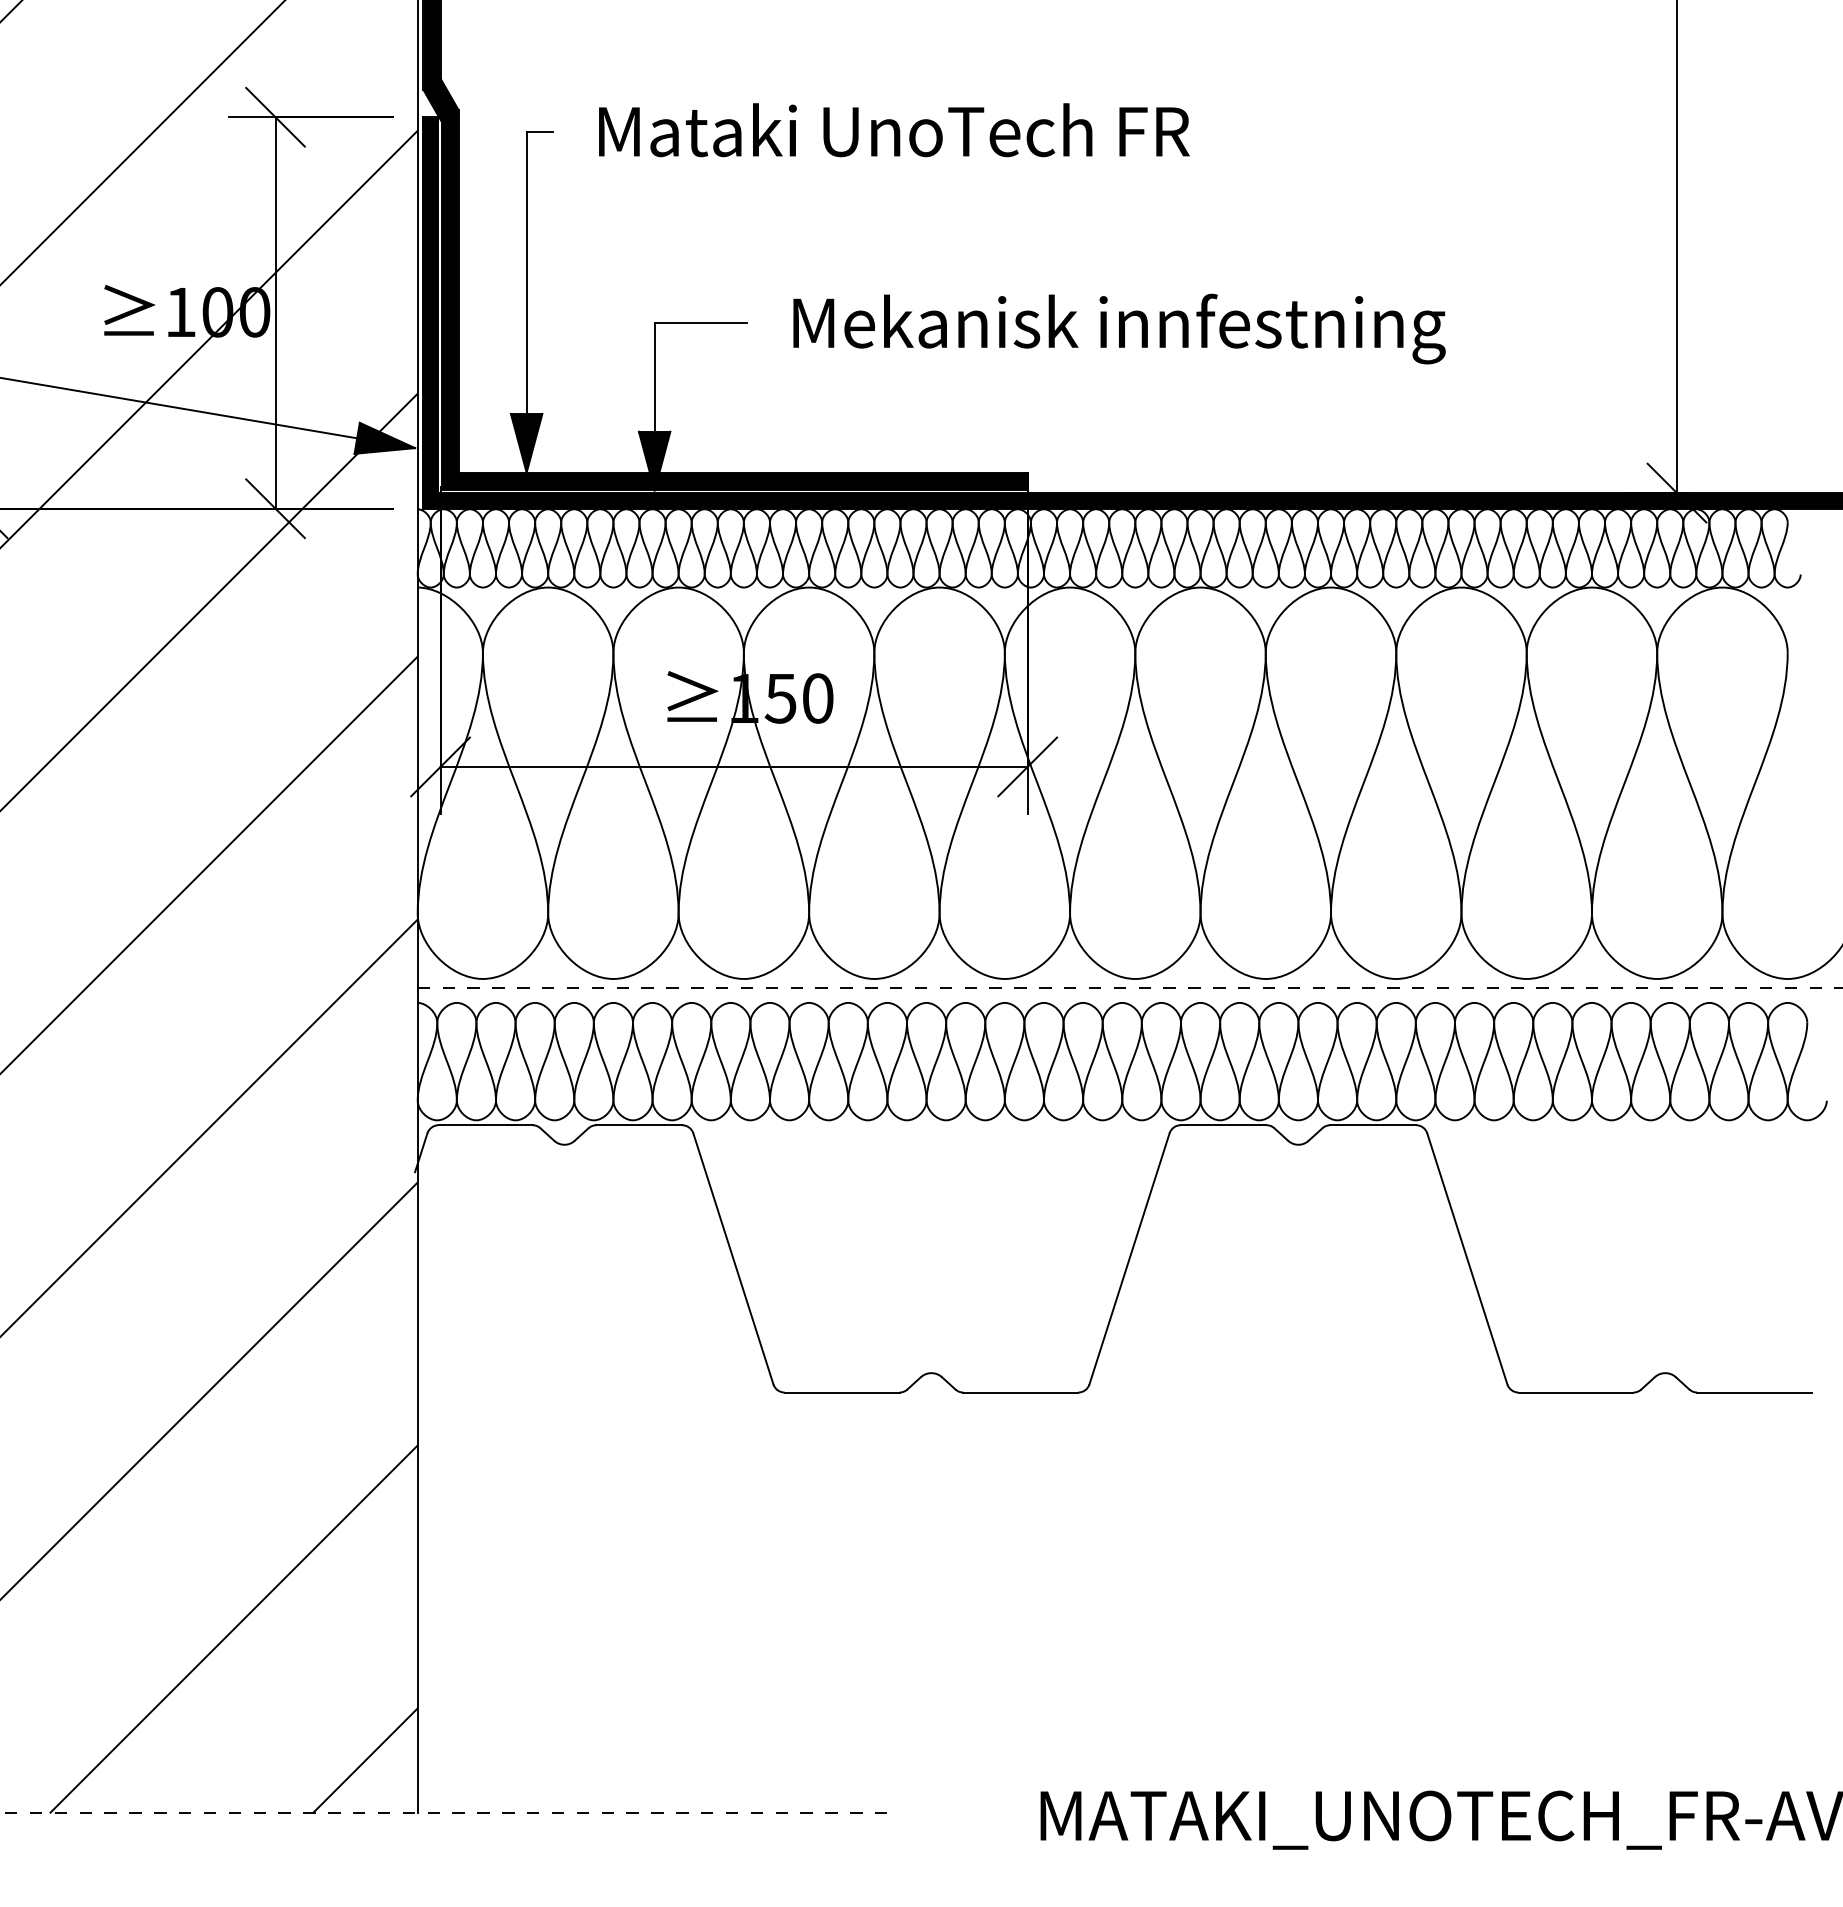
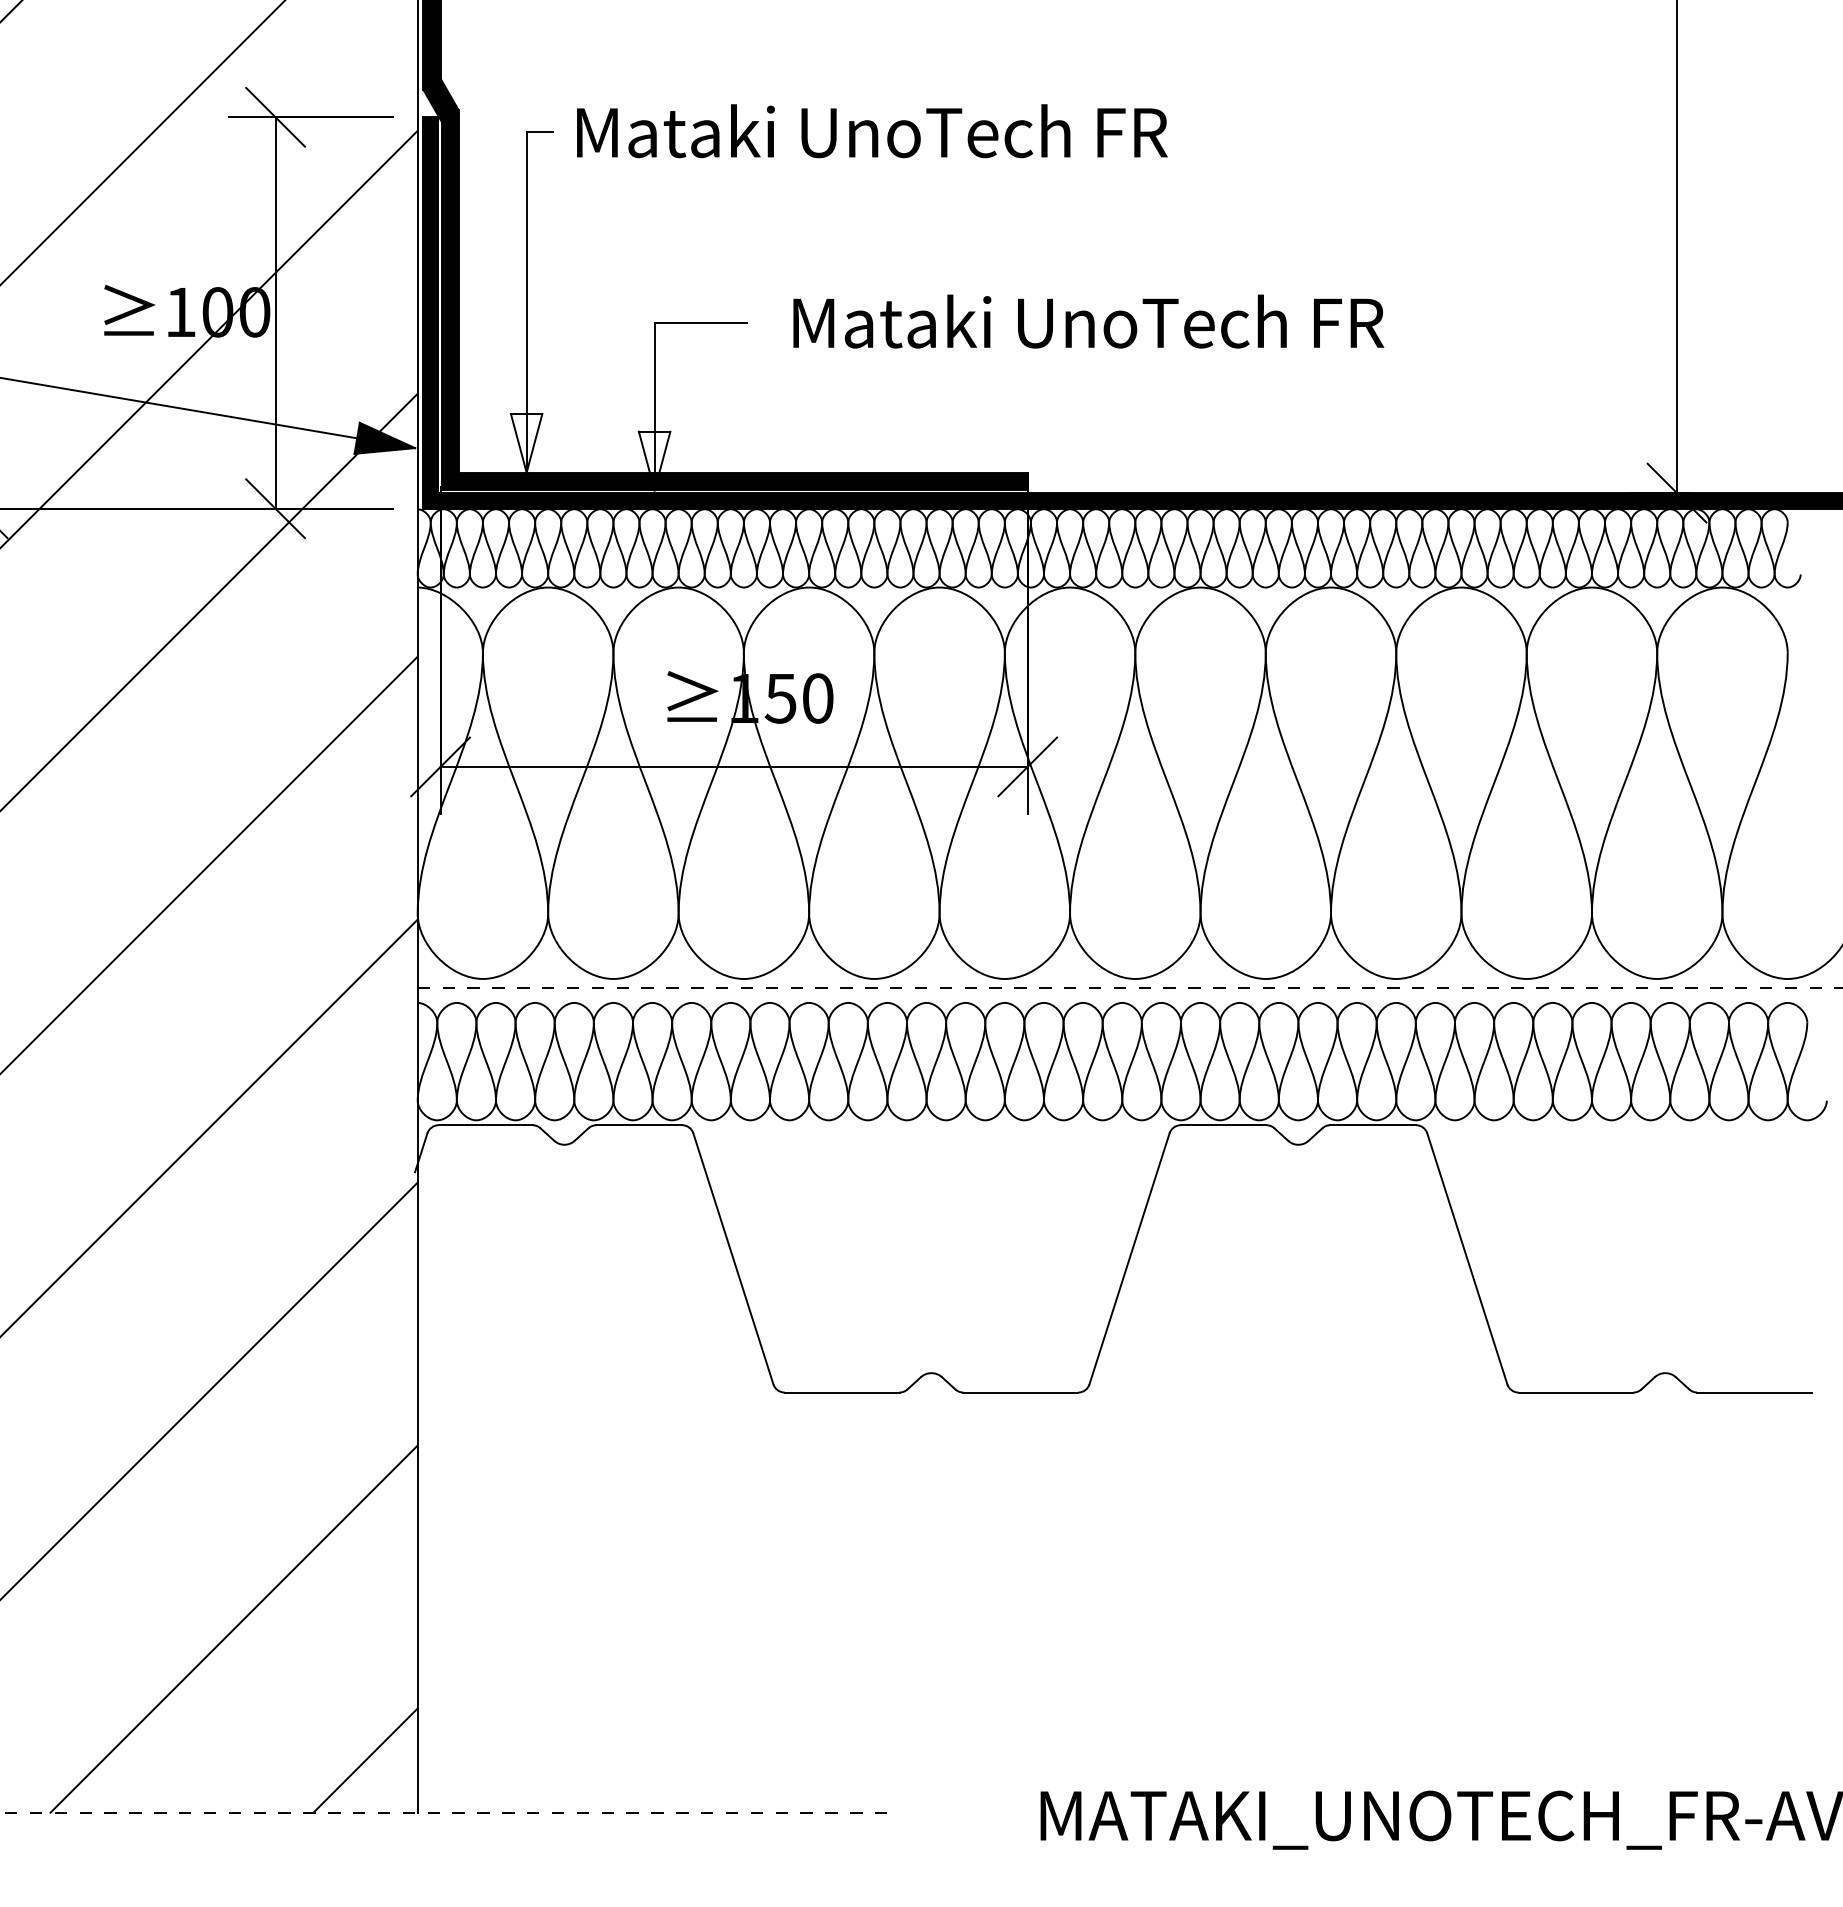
text position: (894, 130) -> (872, 131) (872, 131)
text: Mekanisk innfestning -> Mataki UnoTech FR (1144, 328)
fill: present -> none (526, 442)
fill: present -> none (654, 460)
